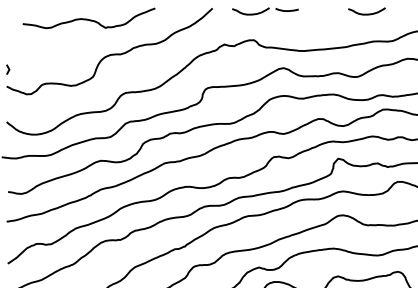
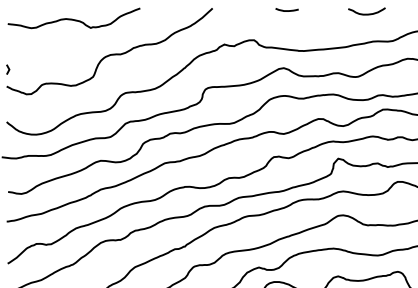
curve: present -> none (250, 13)
curve position: (87, 18) -> (72, 18) (72, 18)
